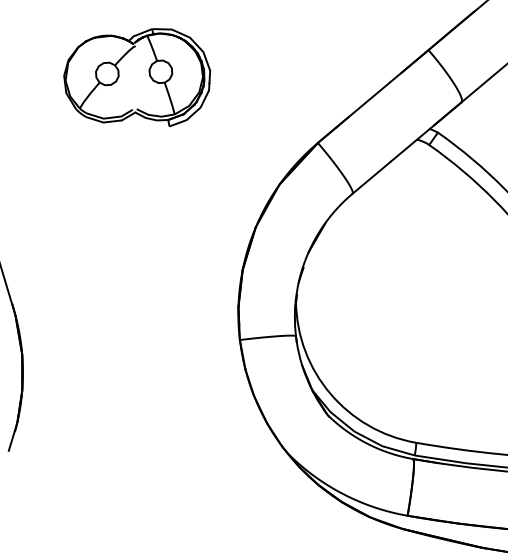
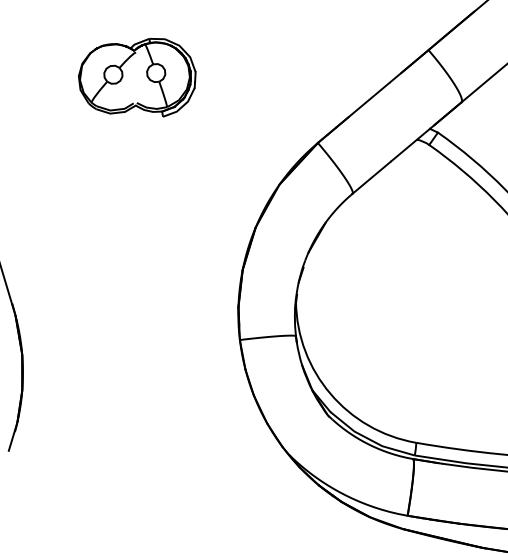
part size: 149x100 px -> 119x80 px (137, 77)
